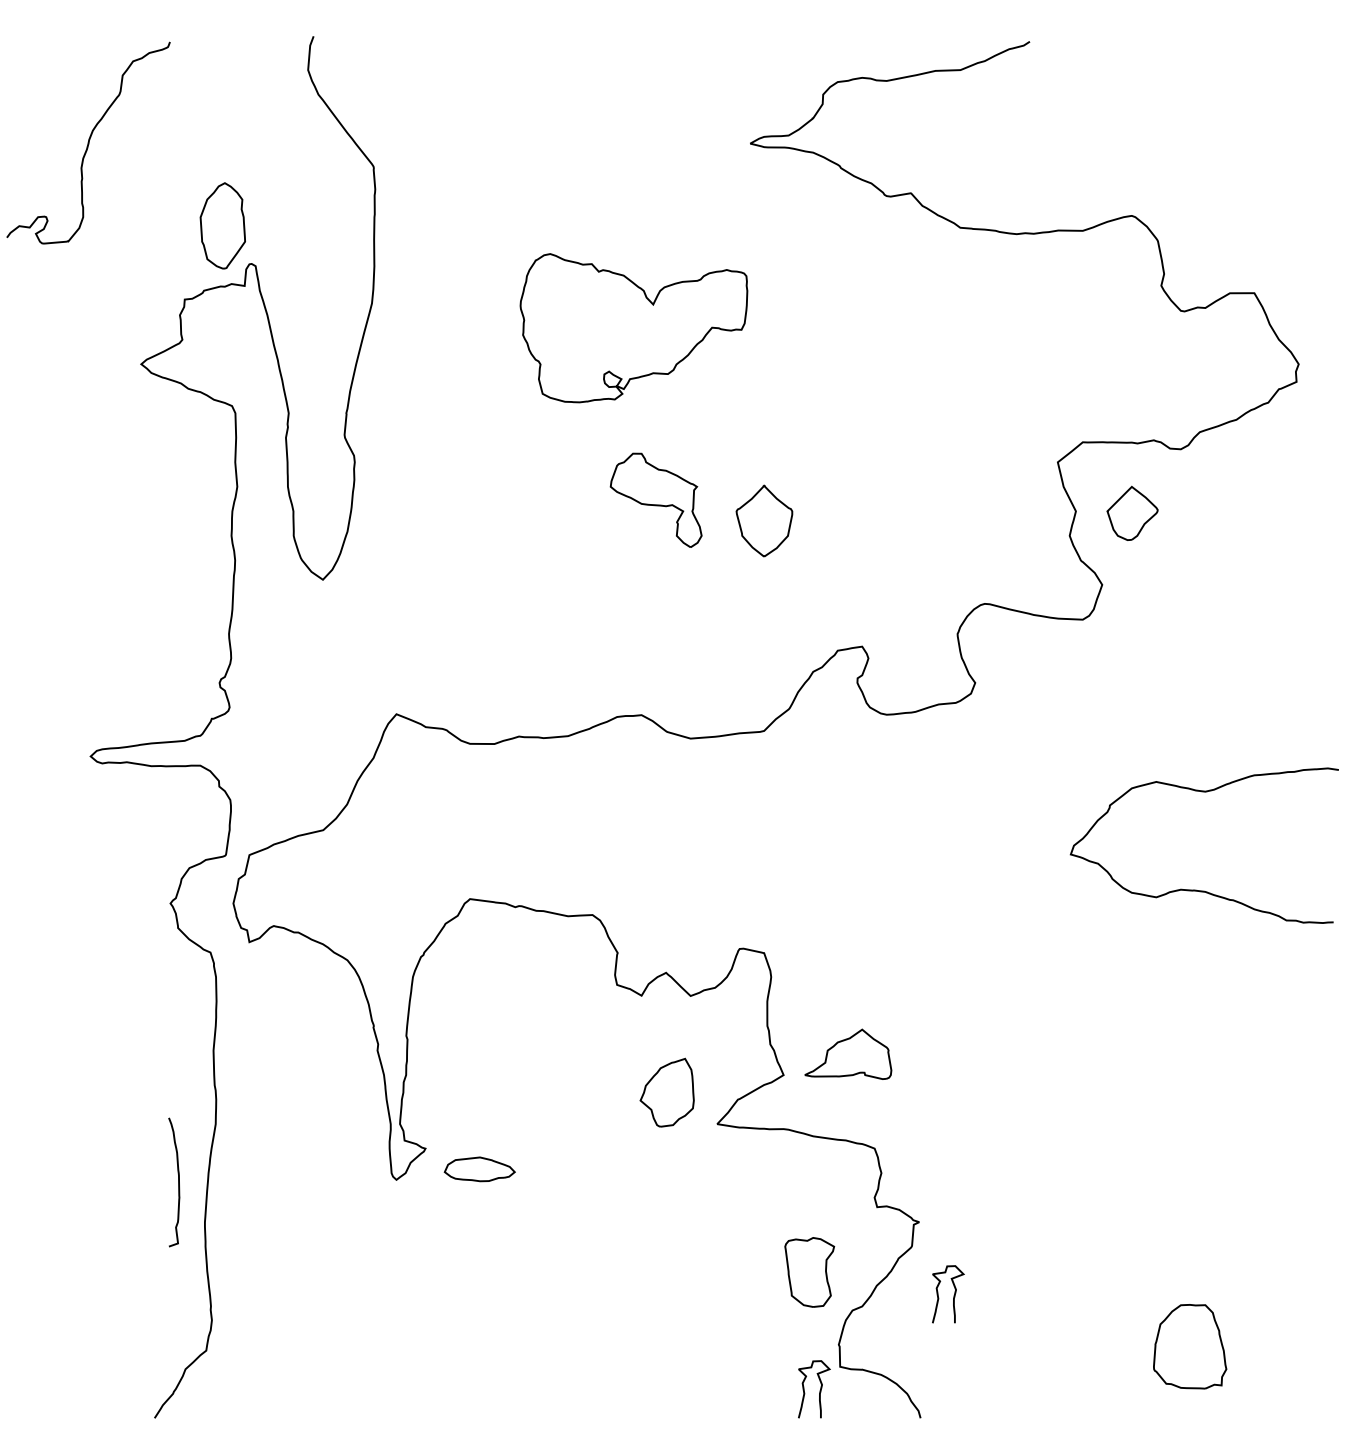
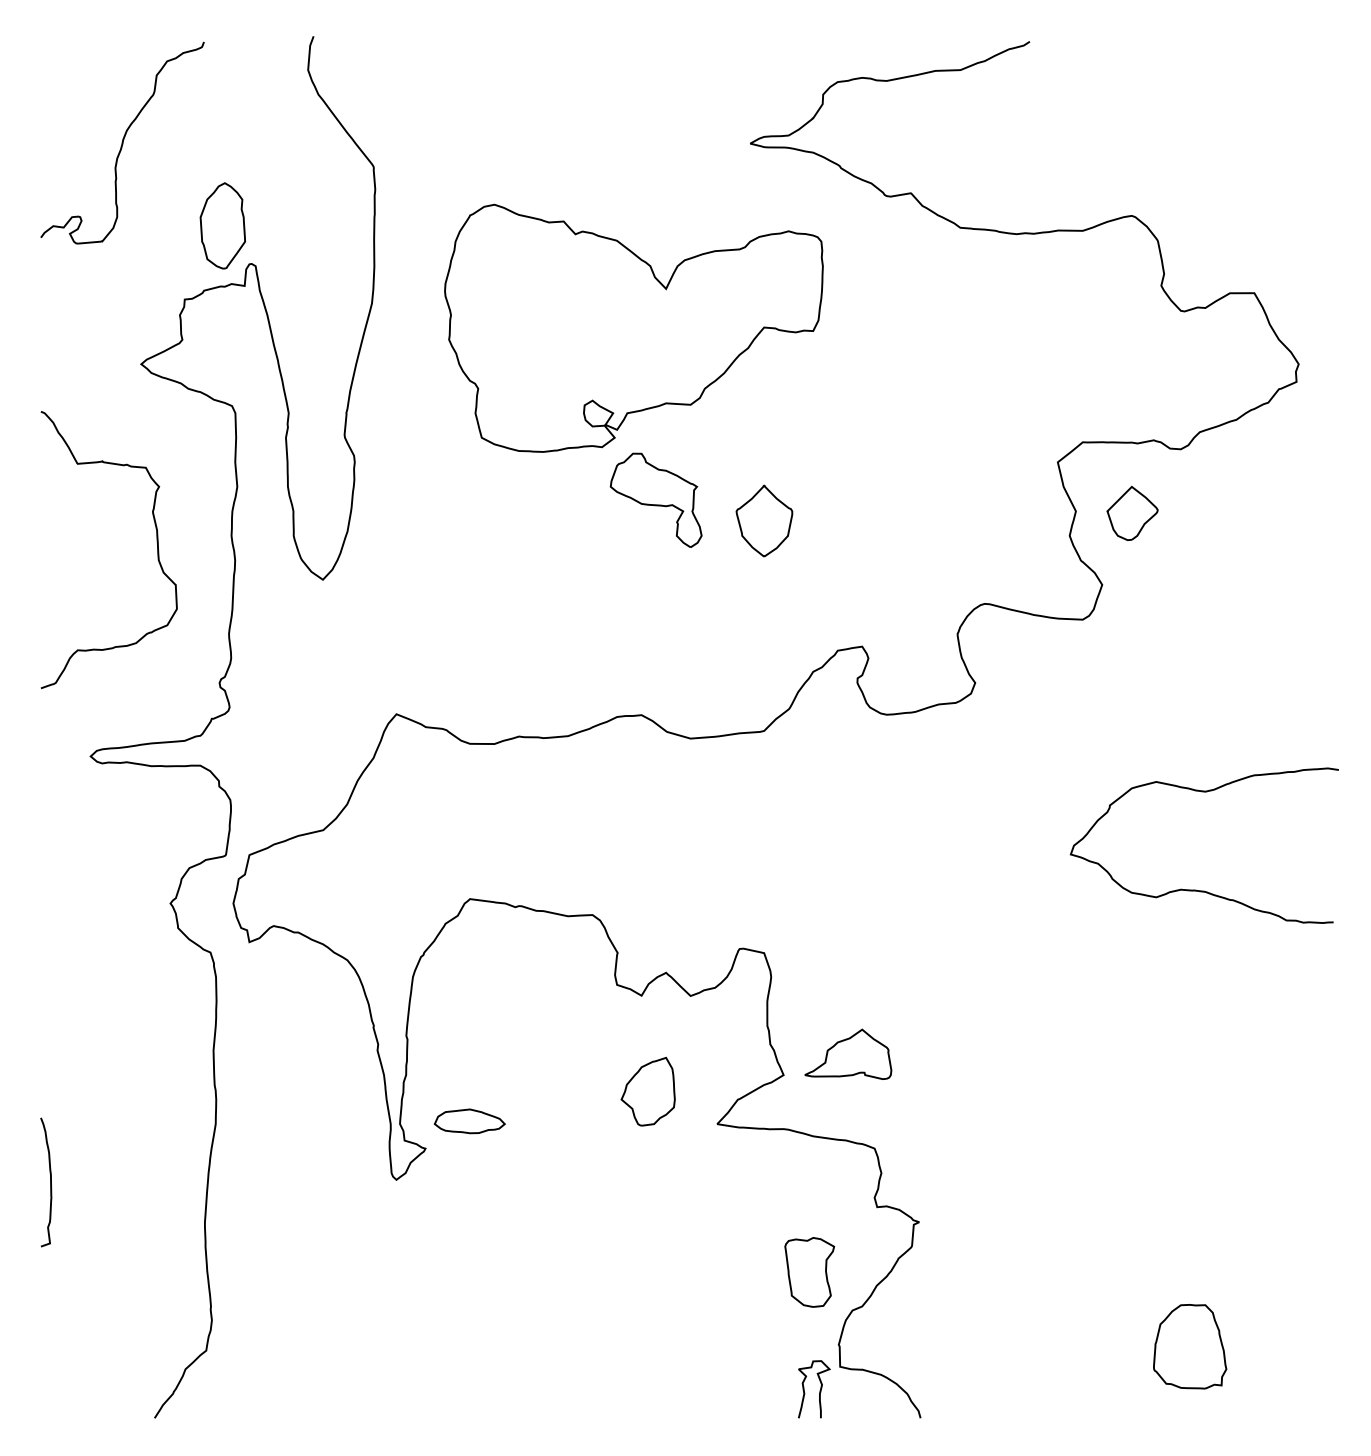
curve position: (88, 142) -> (122, 142) (122, 142)
part size: 230x151 px -> 380x250 px (633, 327)
curve: none -> present (156, 542)
part position: (666, 1092) -> (647, 1091) (647, 1091)
part position: (479, 1169) -> (469, 1121) (469, 1121)
curve position: (178, 1182) -> (50, 1182) (50, 1182)
curve: present -> none (953, 1295)
